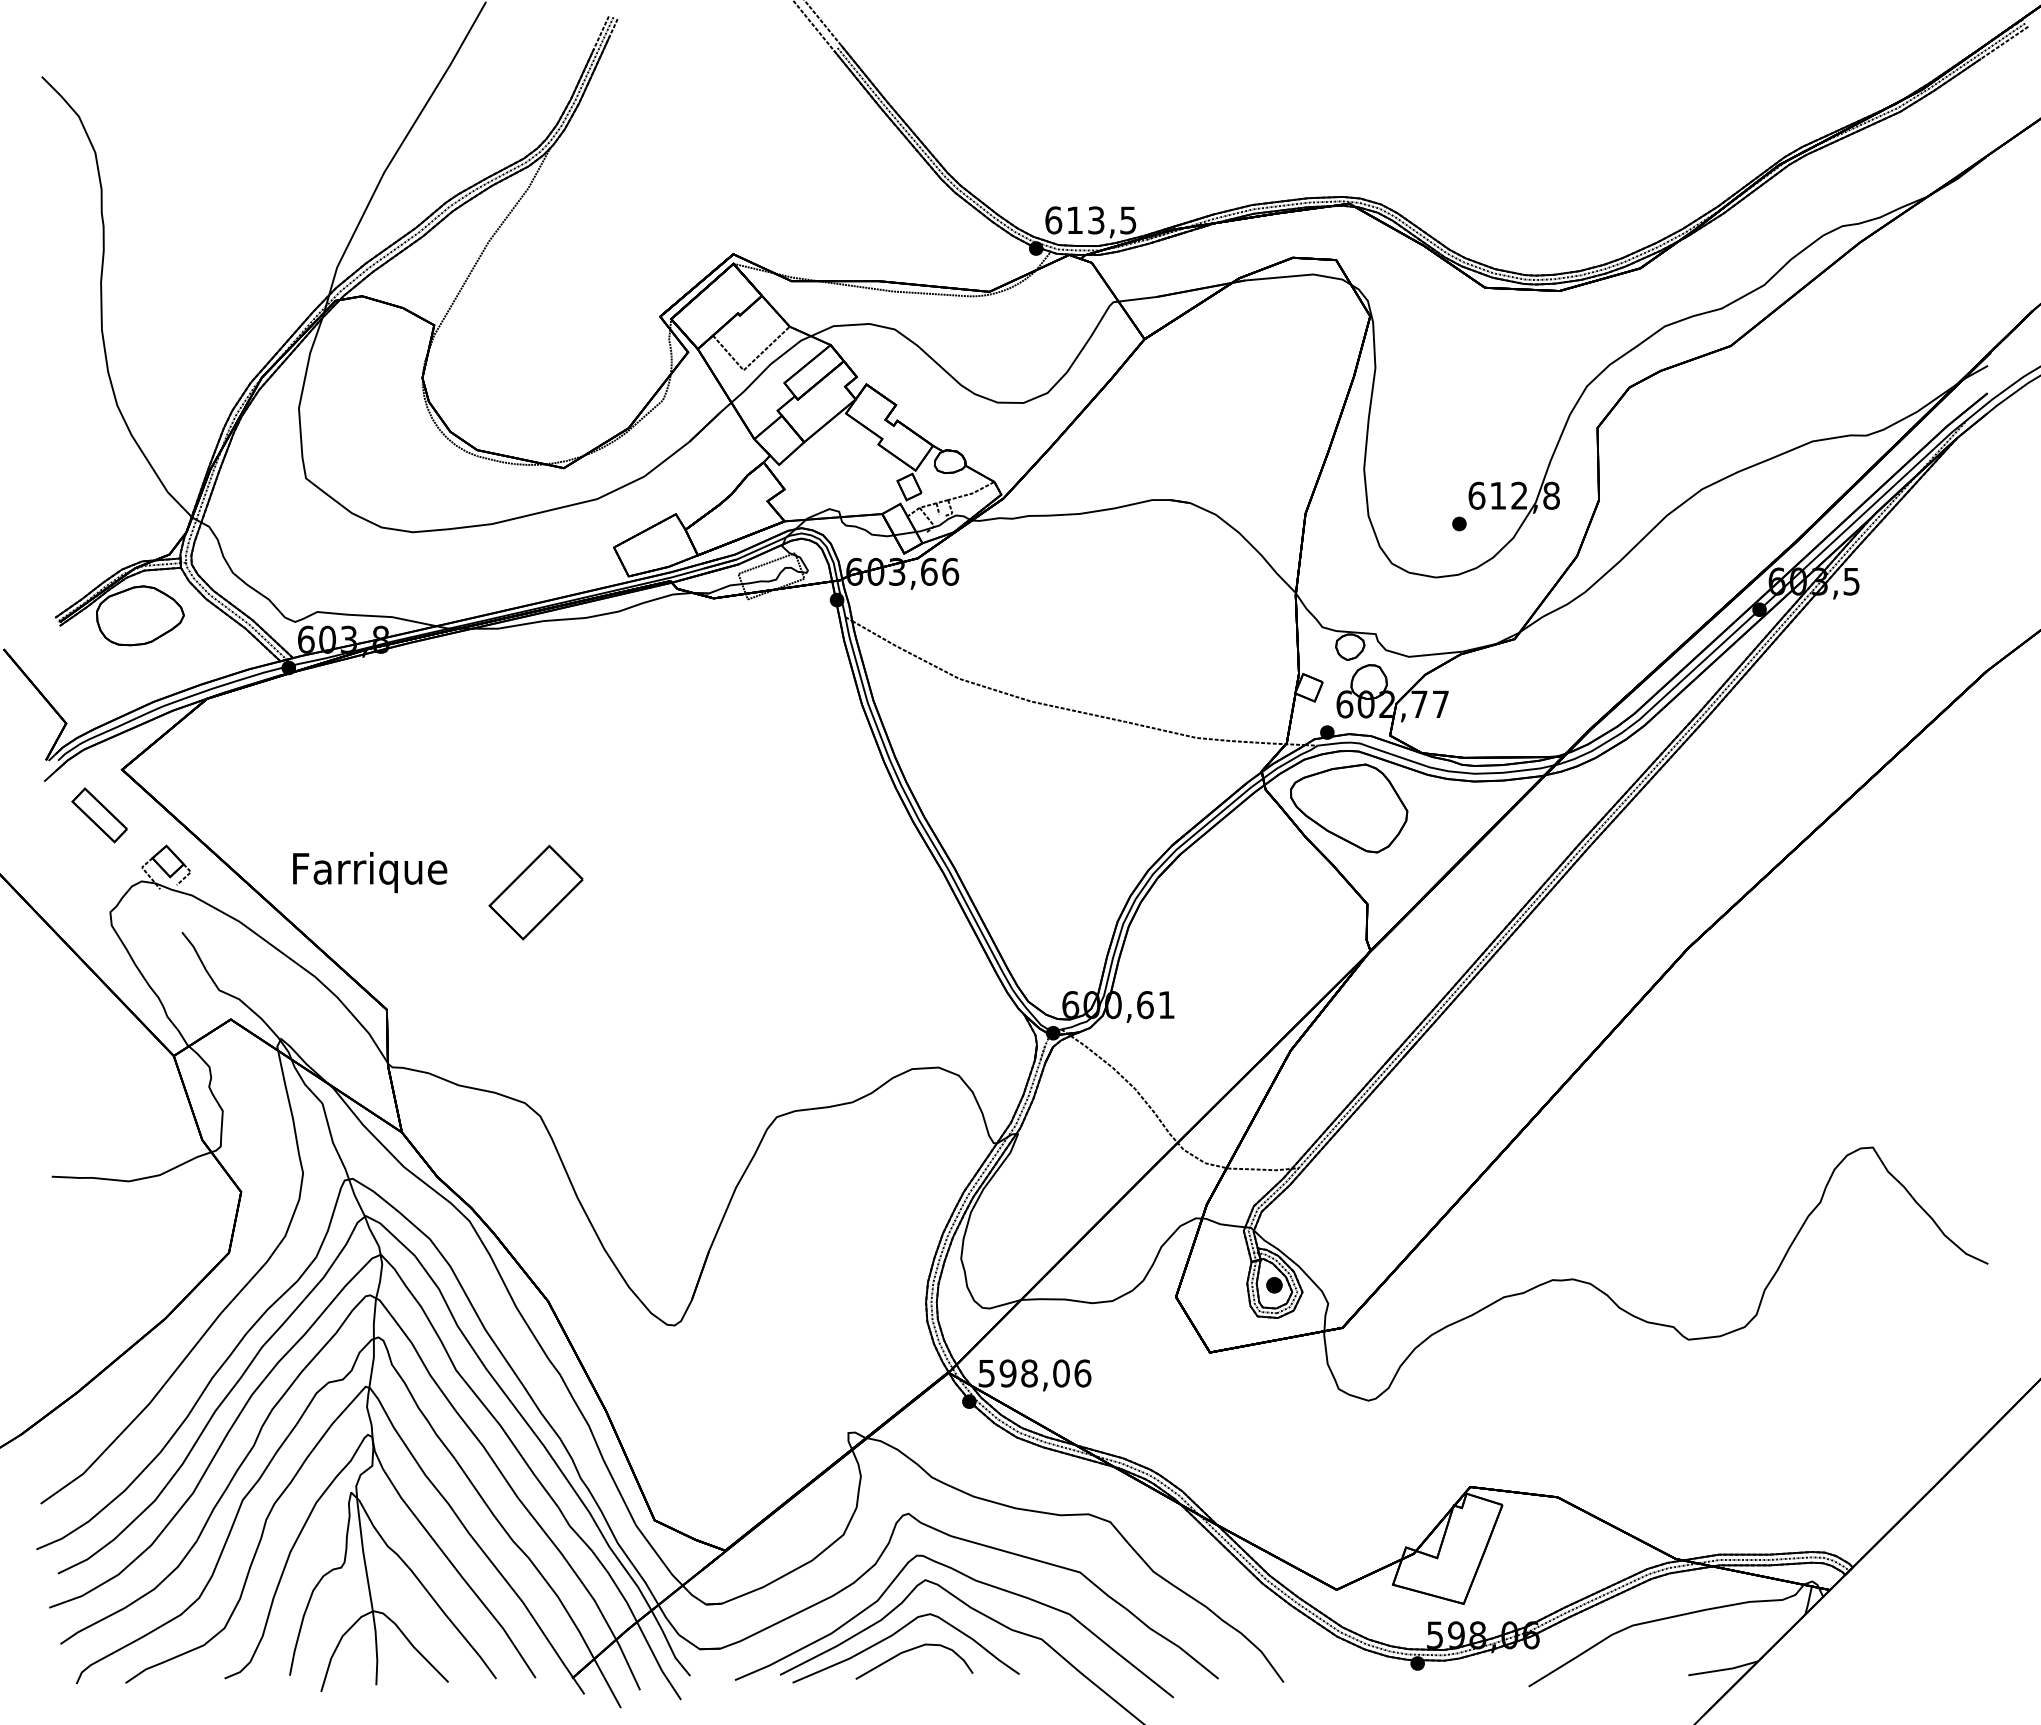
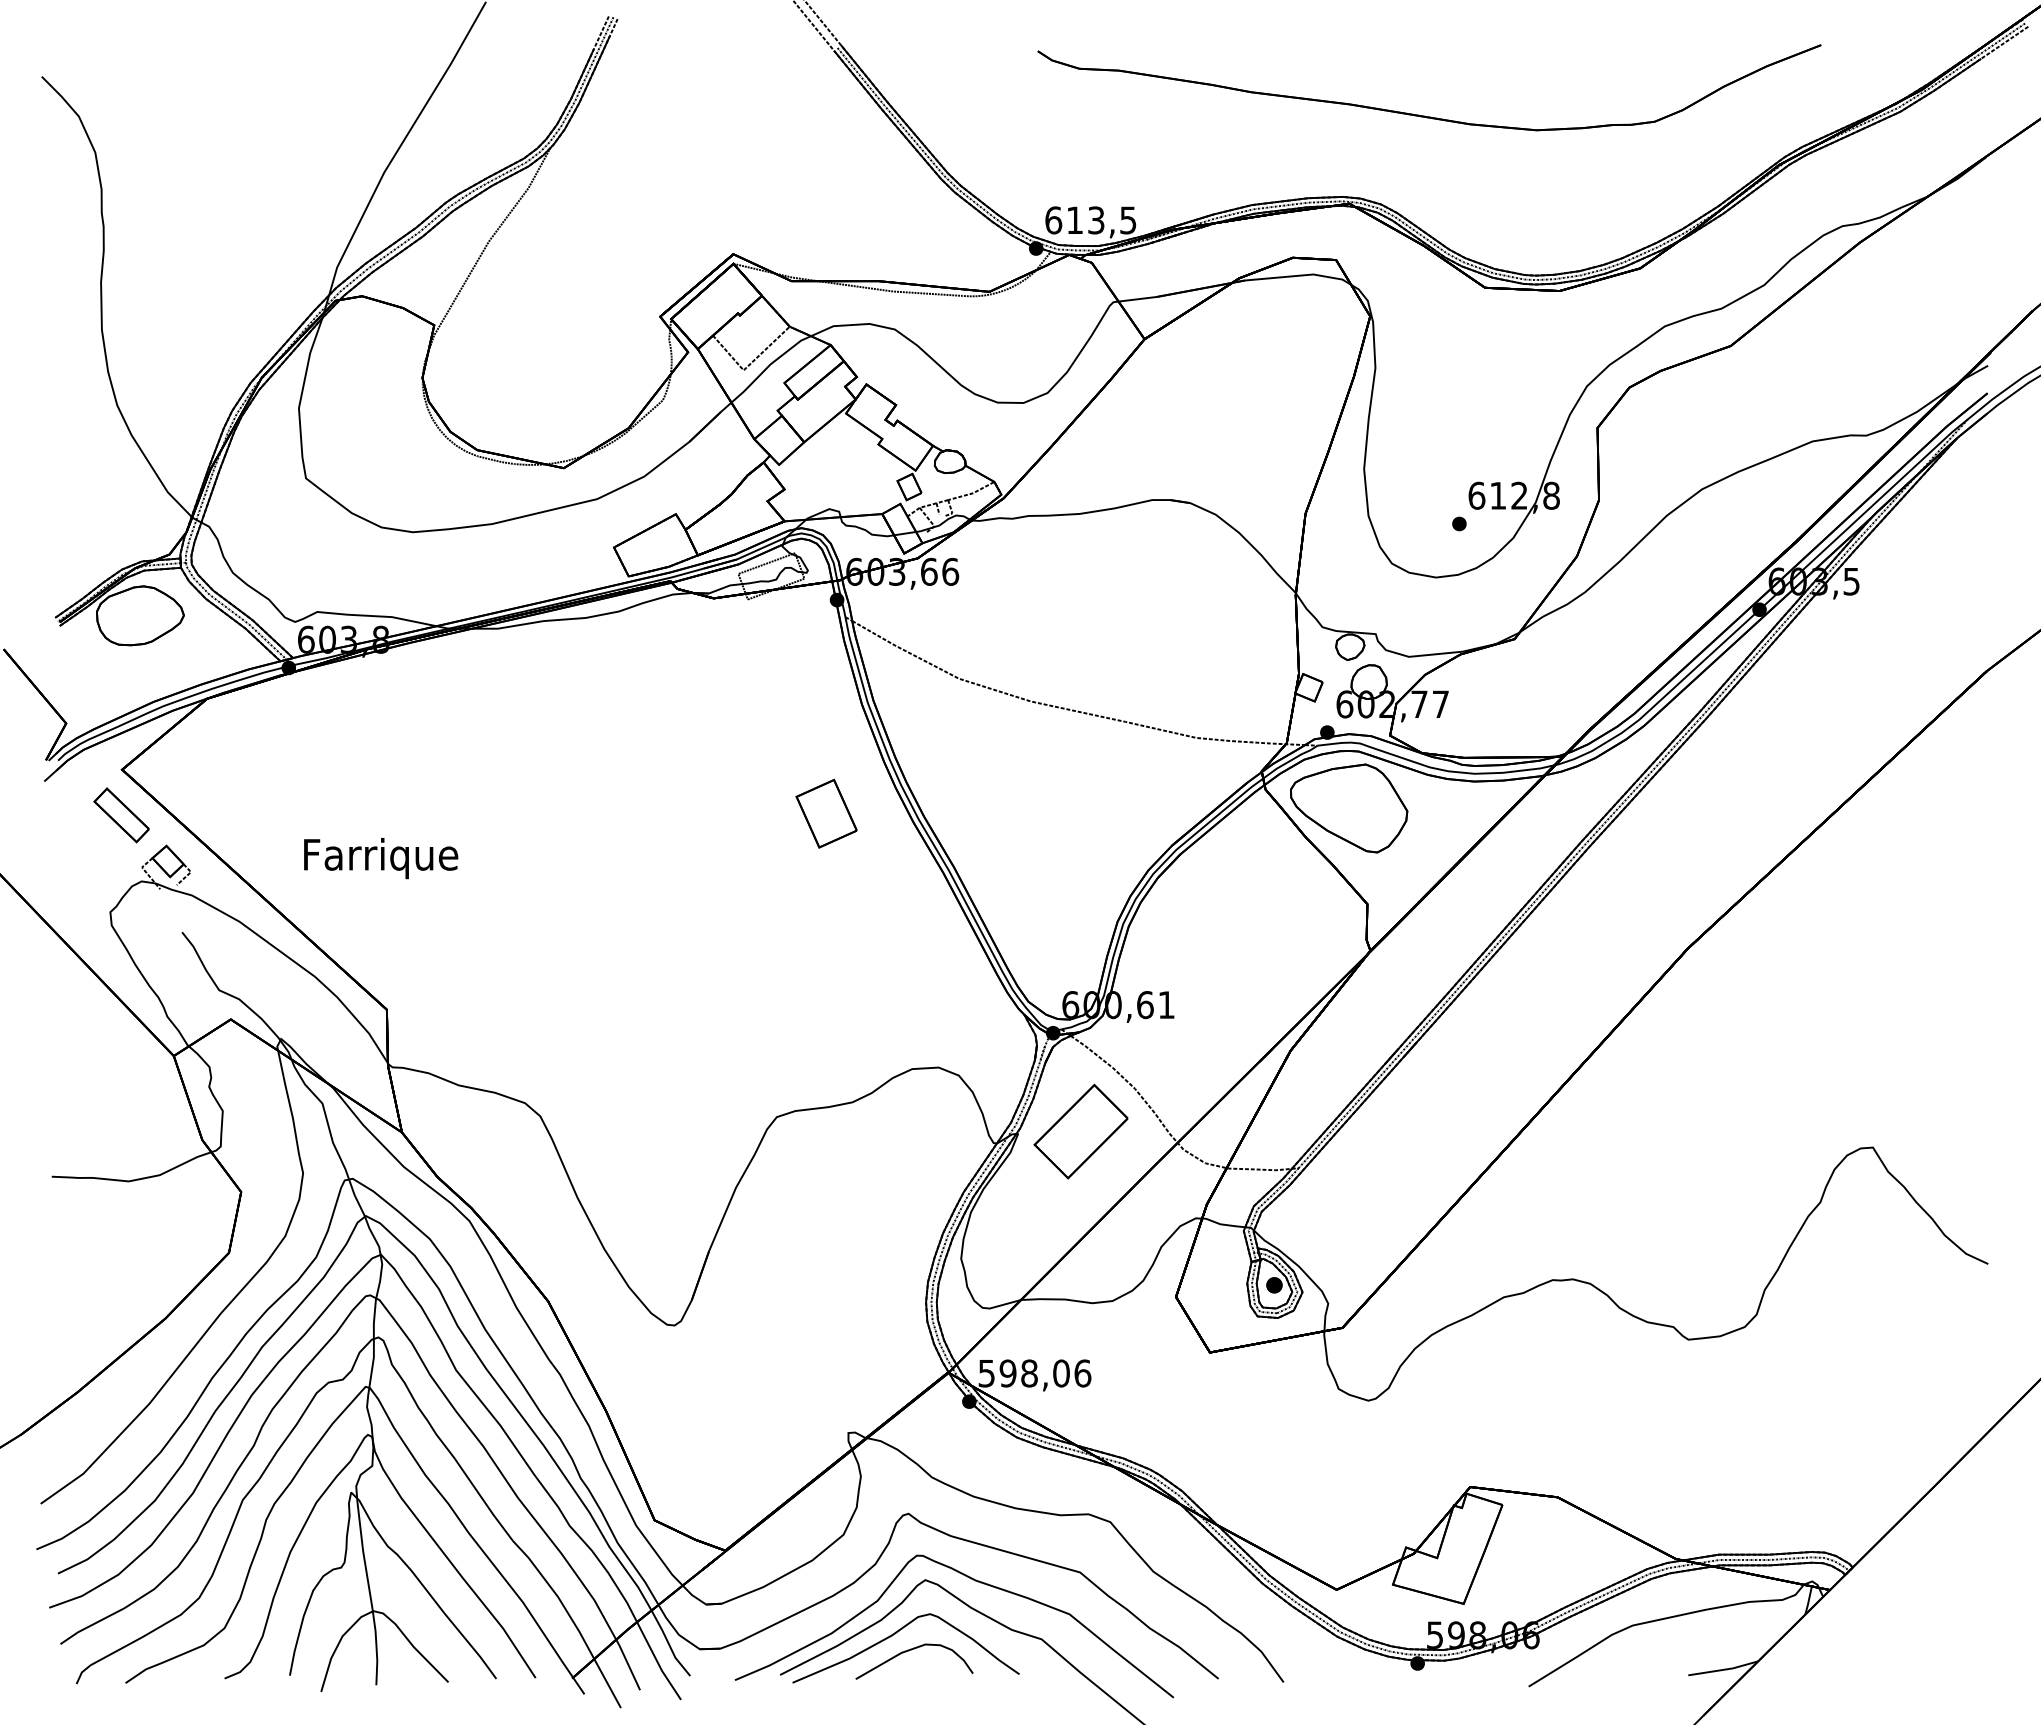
part: none -> present (1424, 115)
part: none -> present (826, 813)
part position: (99, 815) -> (121, 815) (121, 815)
text position: (370, 872) -> (381, 858) (381, 858)
part position: (535, 892) -> (1080, 1131) (1080, 1131)
